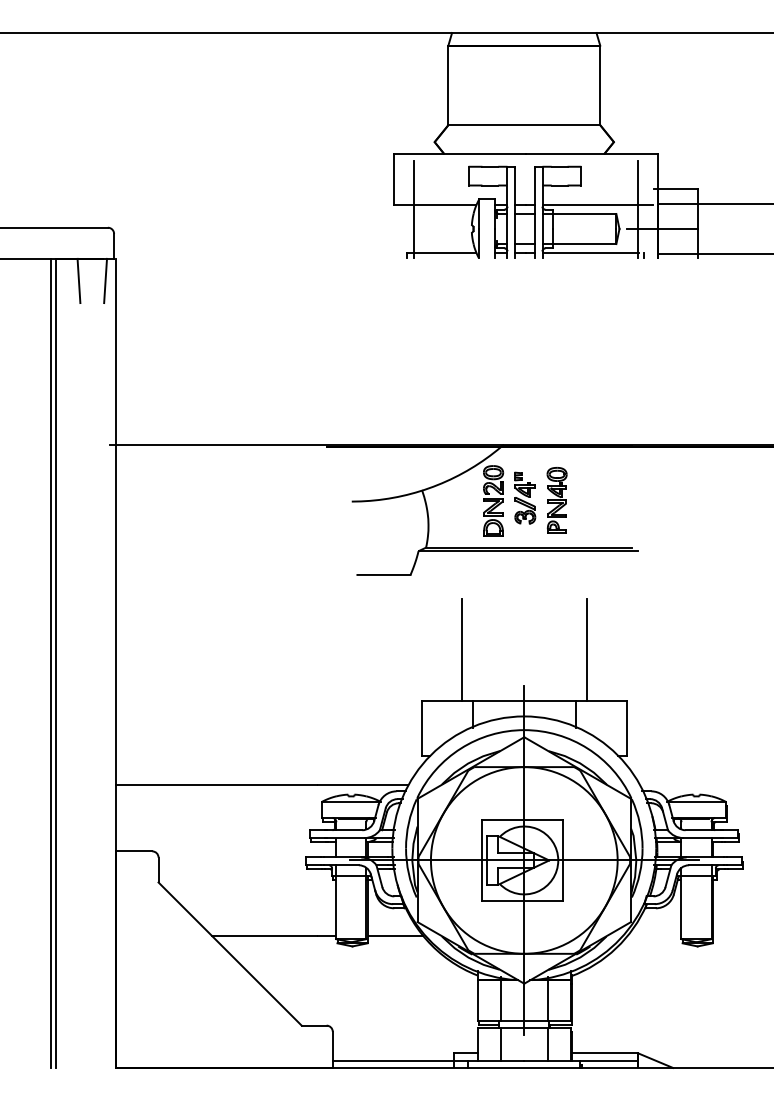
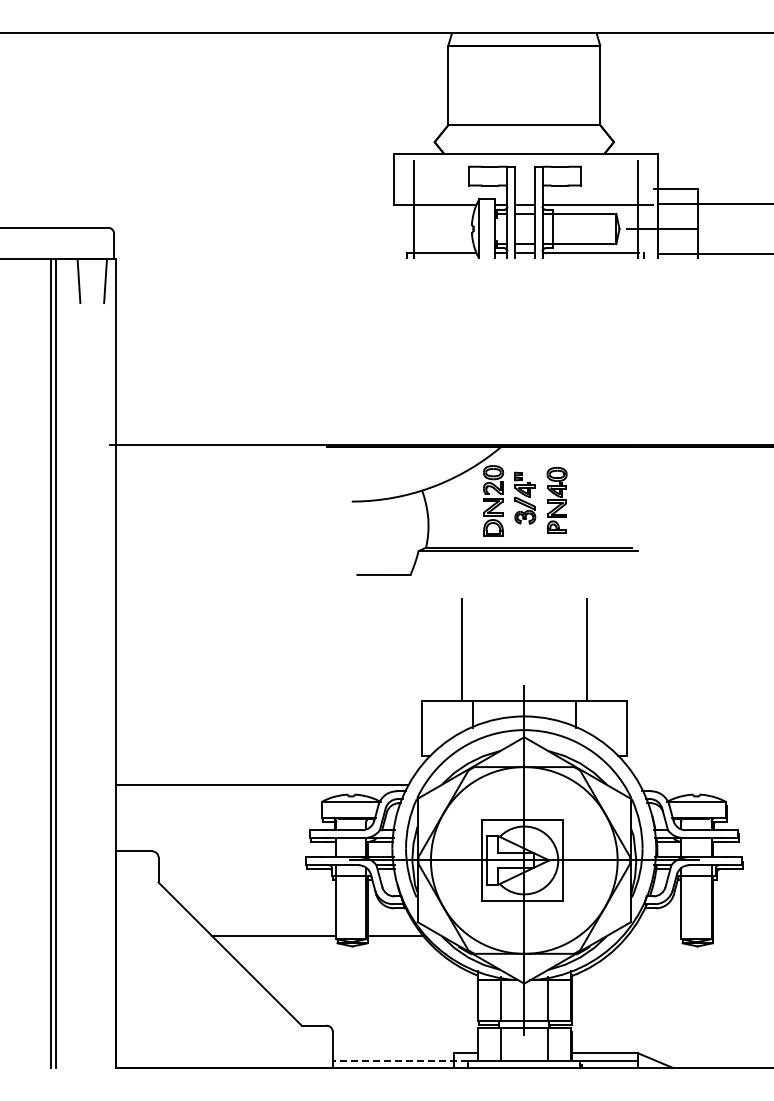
line: solid -> dashed (400, 1060)
